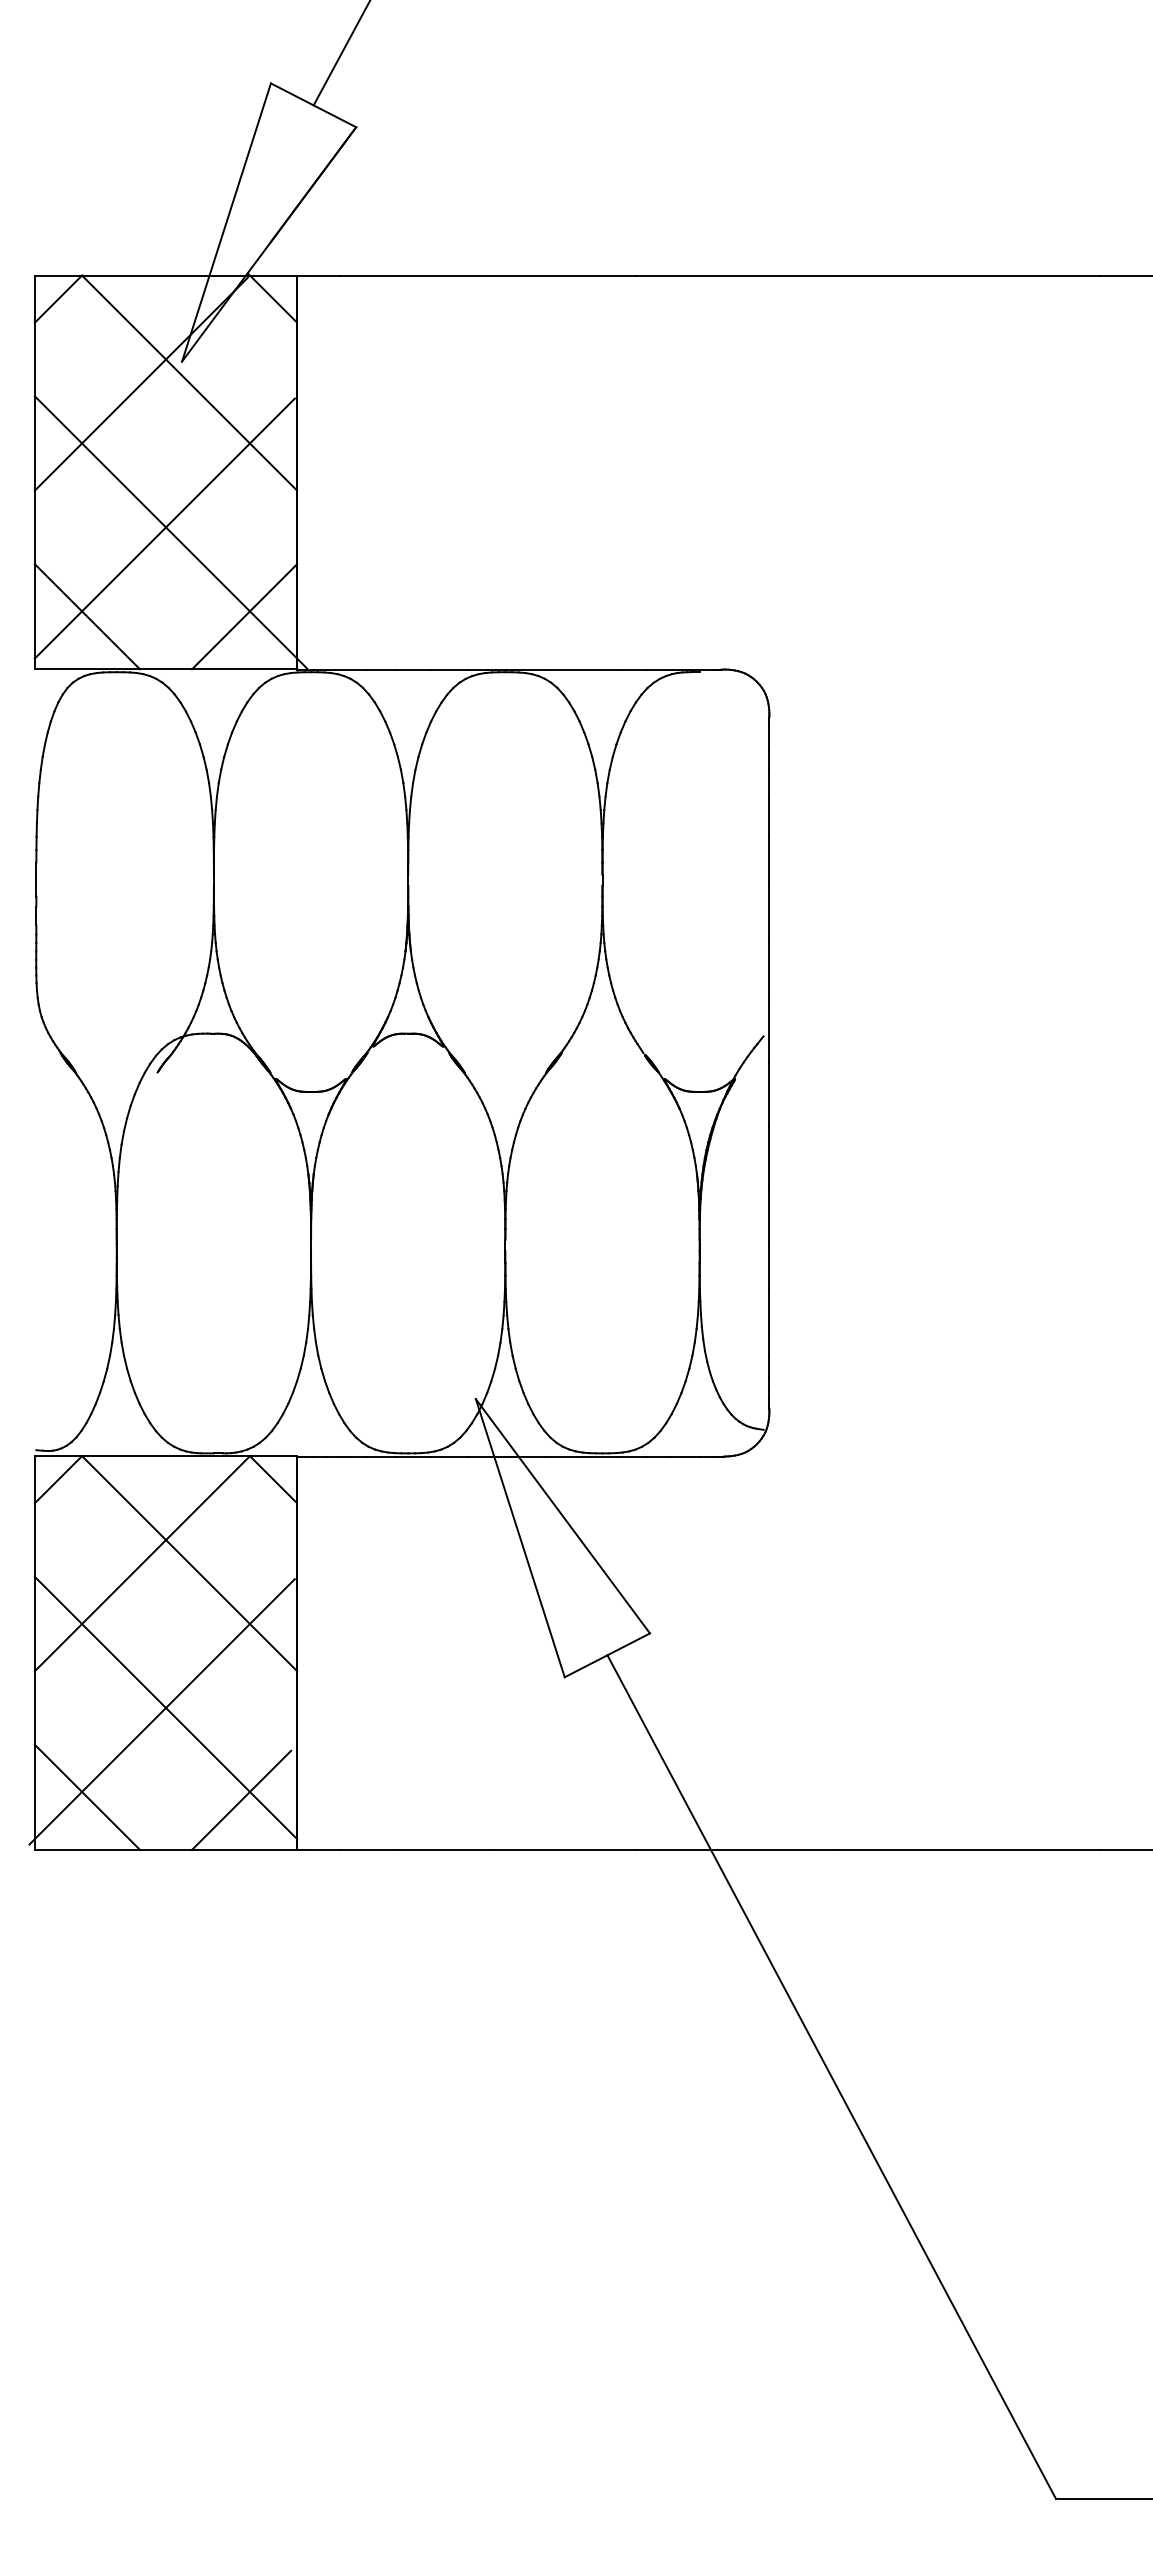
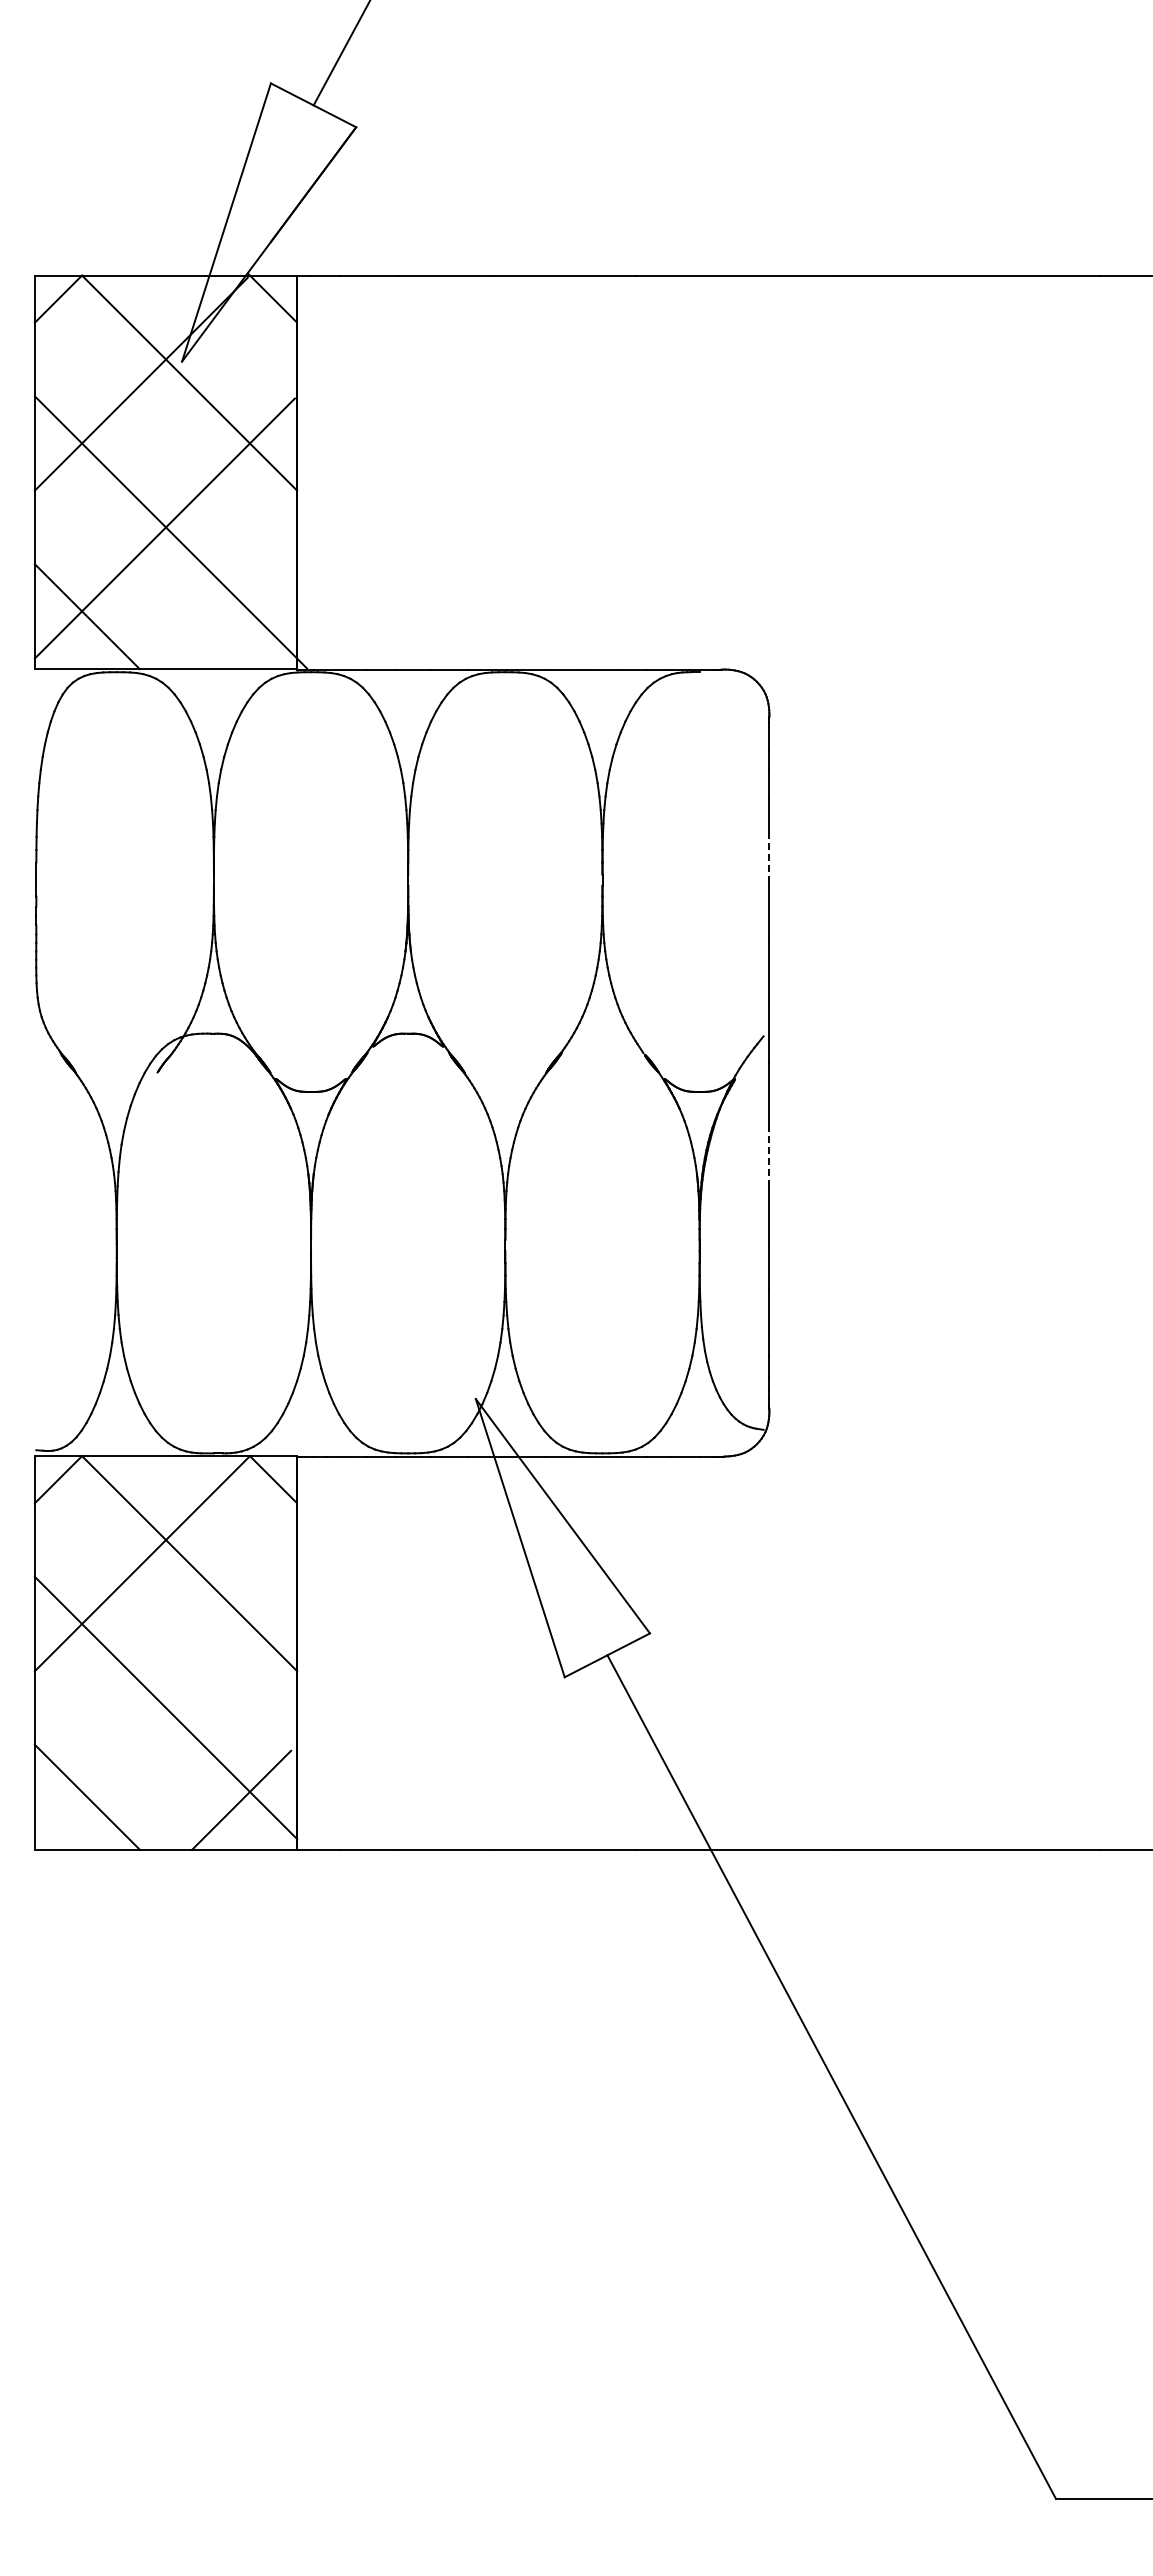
line: present -> none (244, 616)
line: solid -> dashed (769, 859)
line: solid -> dashed (769, 1156)
line: present -> none (161, 1711)
